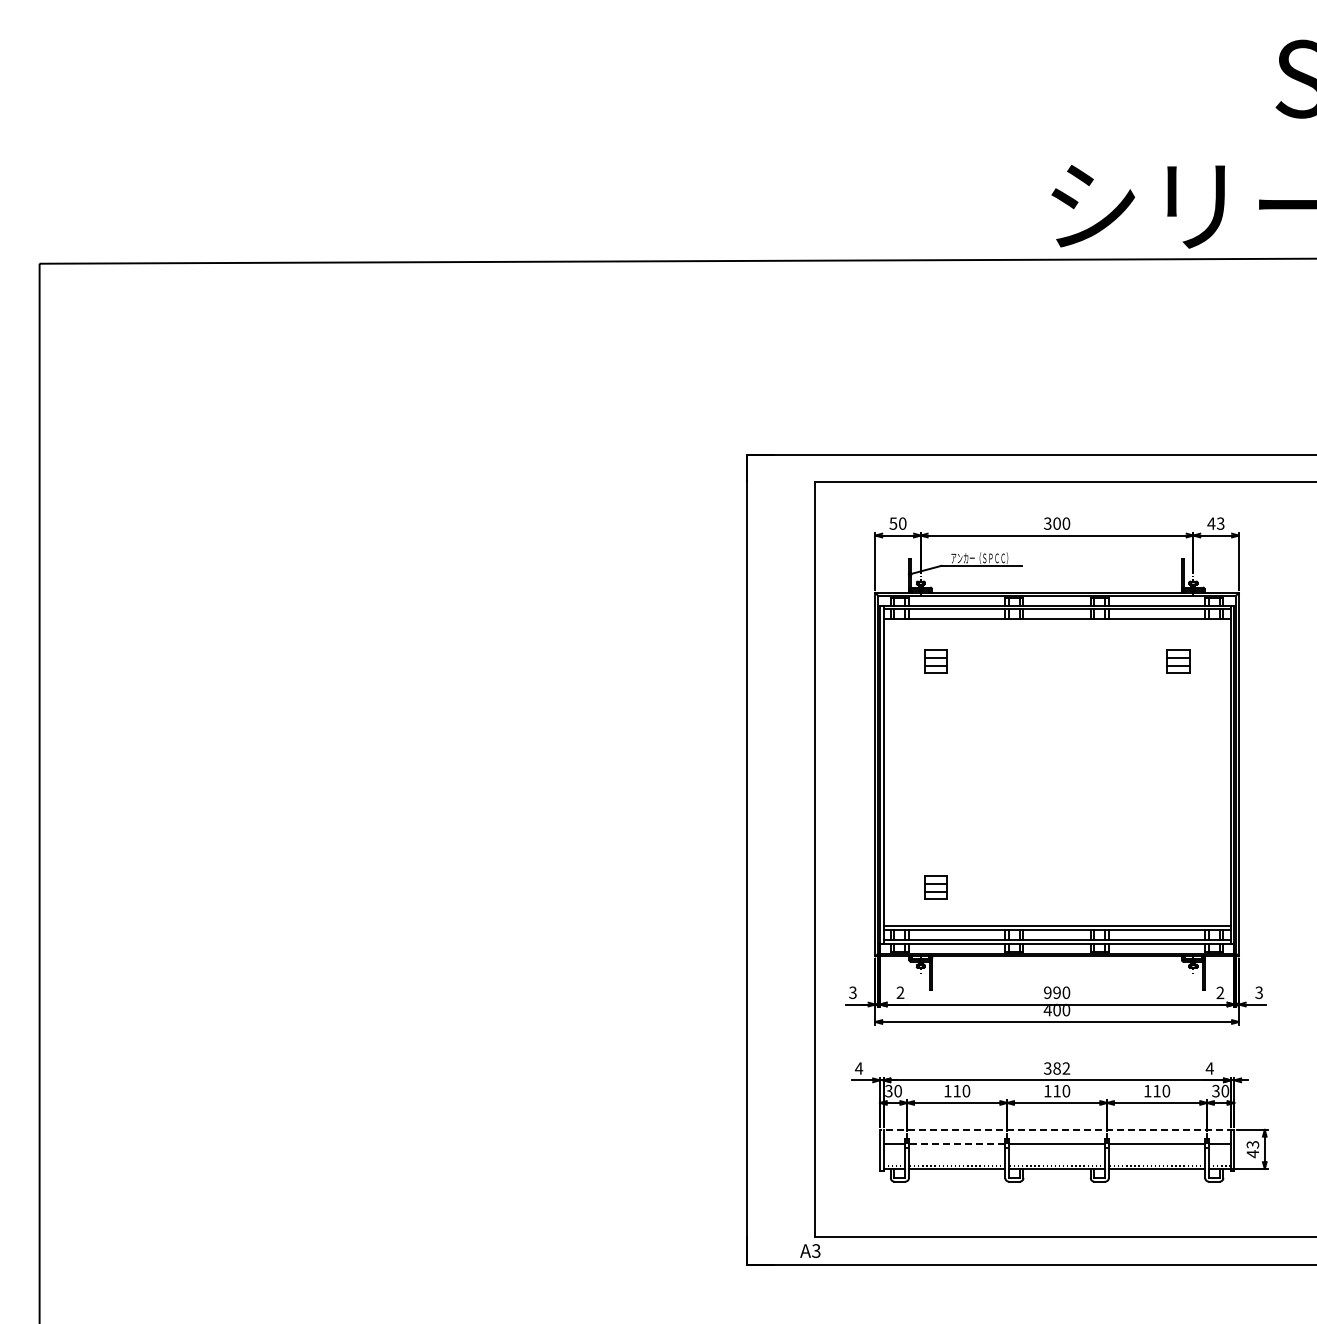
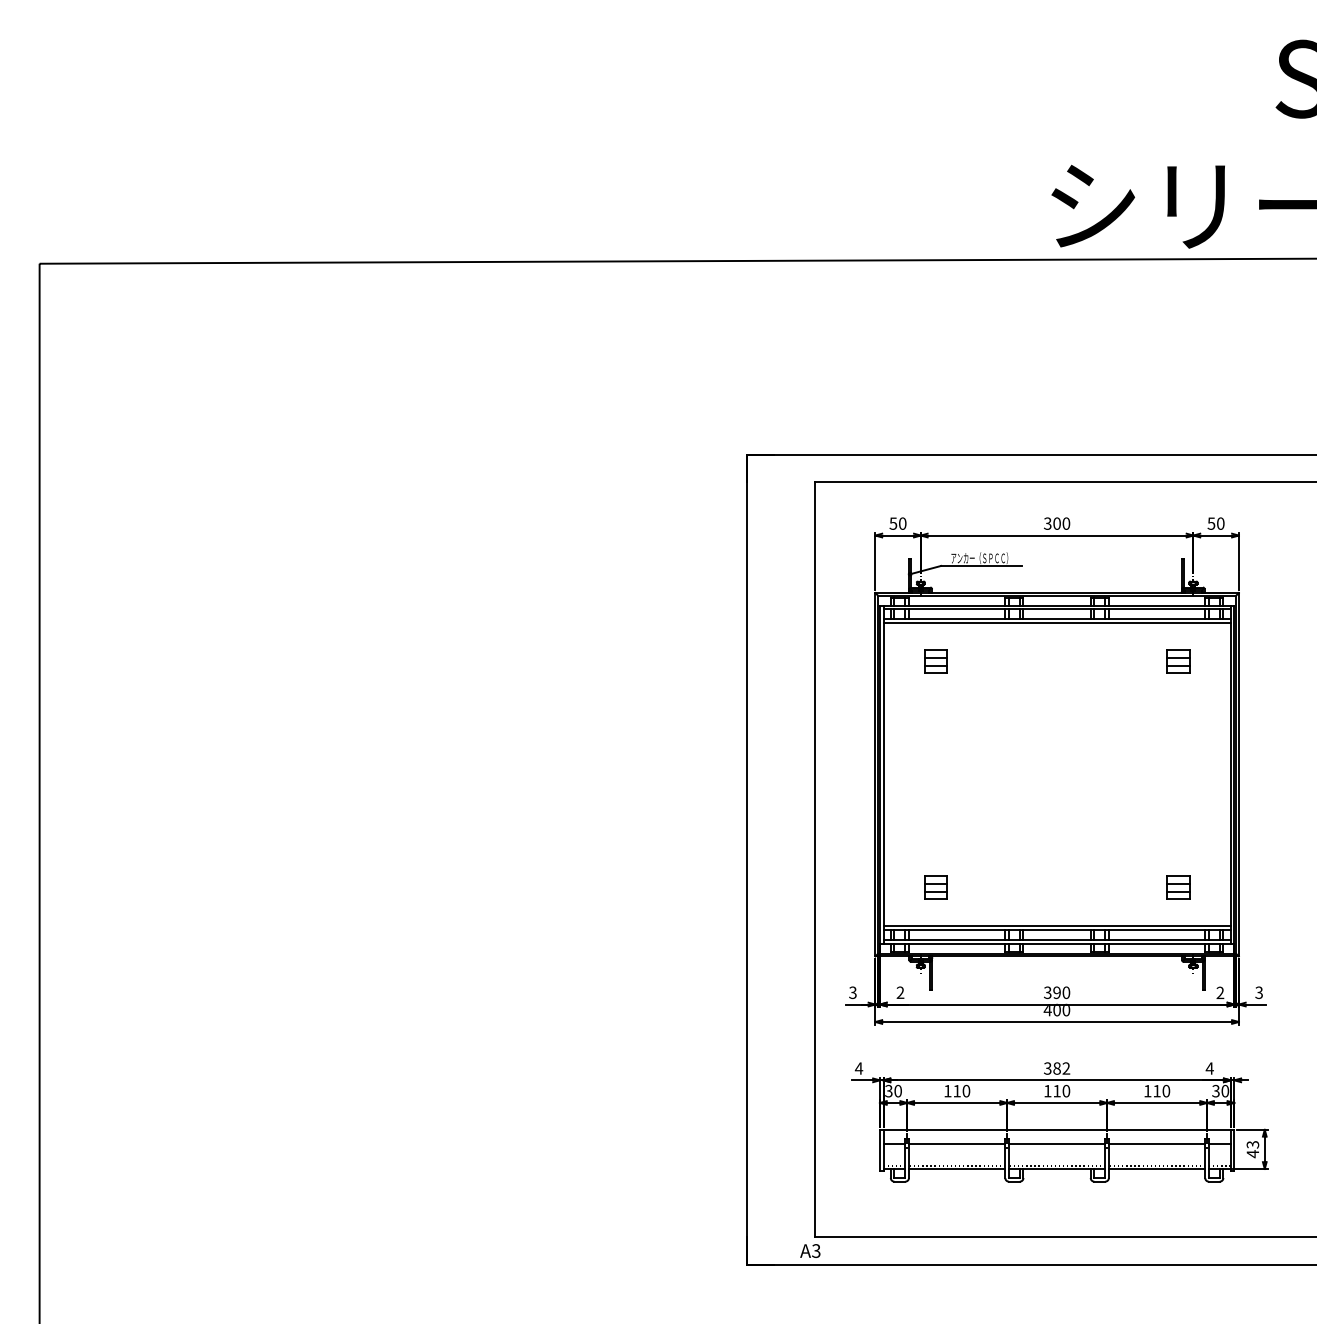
text: 43 -> 50 (1215, 523)
line: none -> present (1056, 622)
part: none -> present (1178, 887)
text: 990 -> 390 (1047, 992)
line: dashed -> solid (1056, 1129)
line: dashed -> solid (956, 1143)
